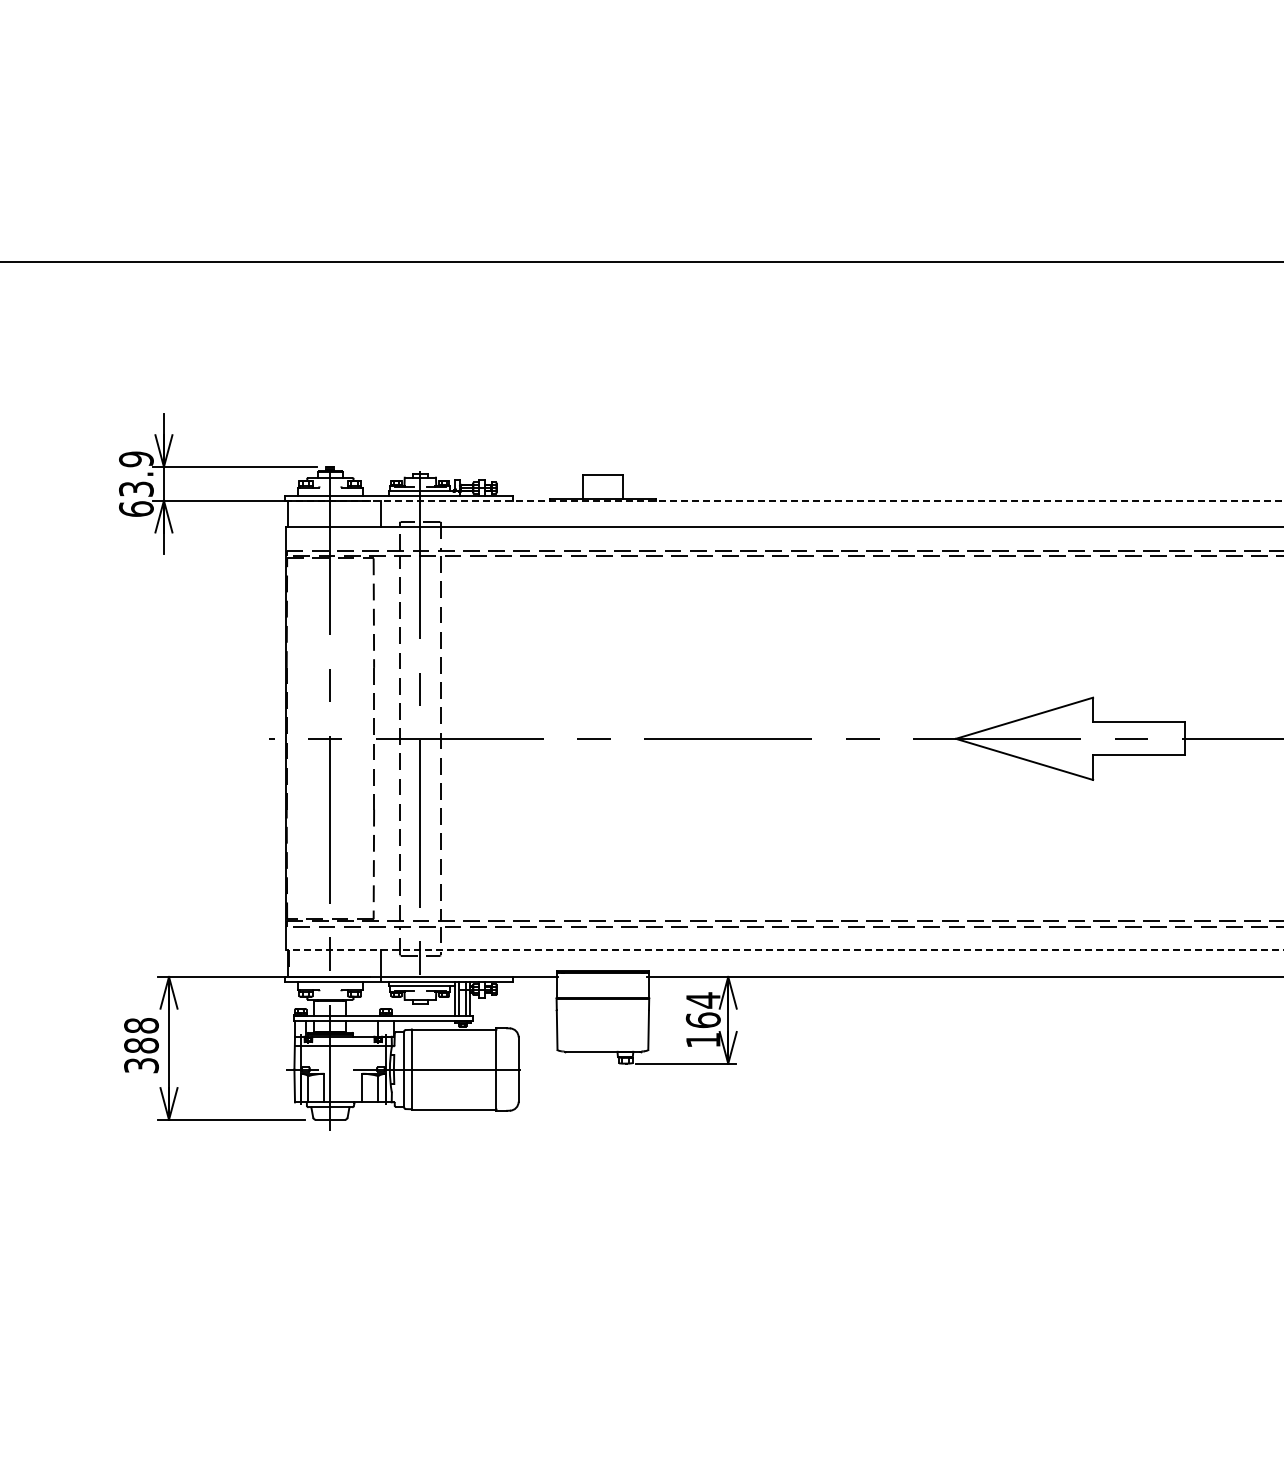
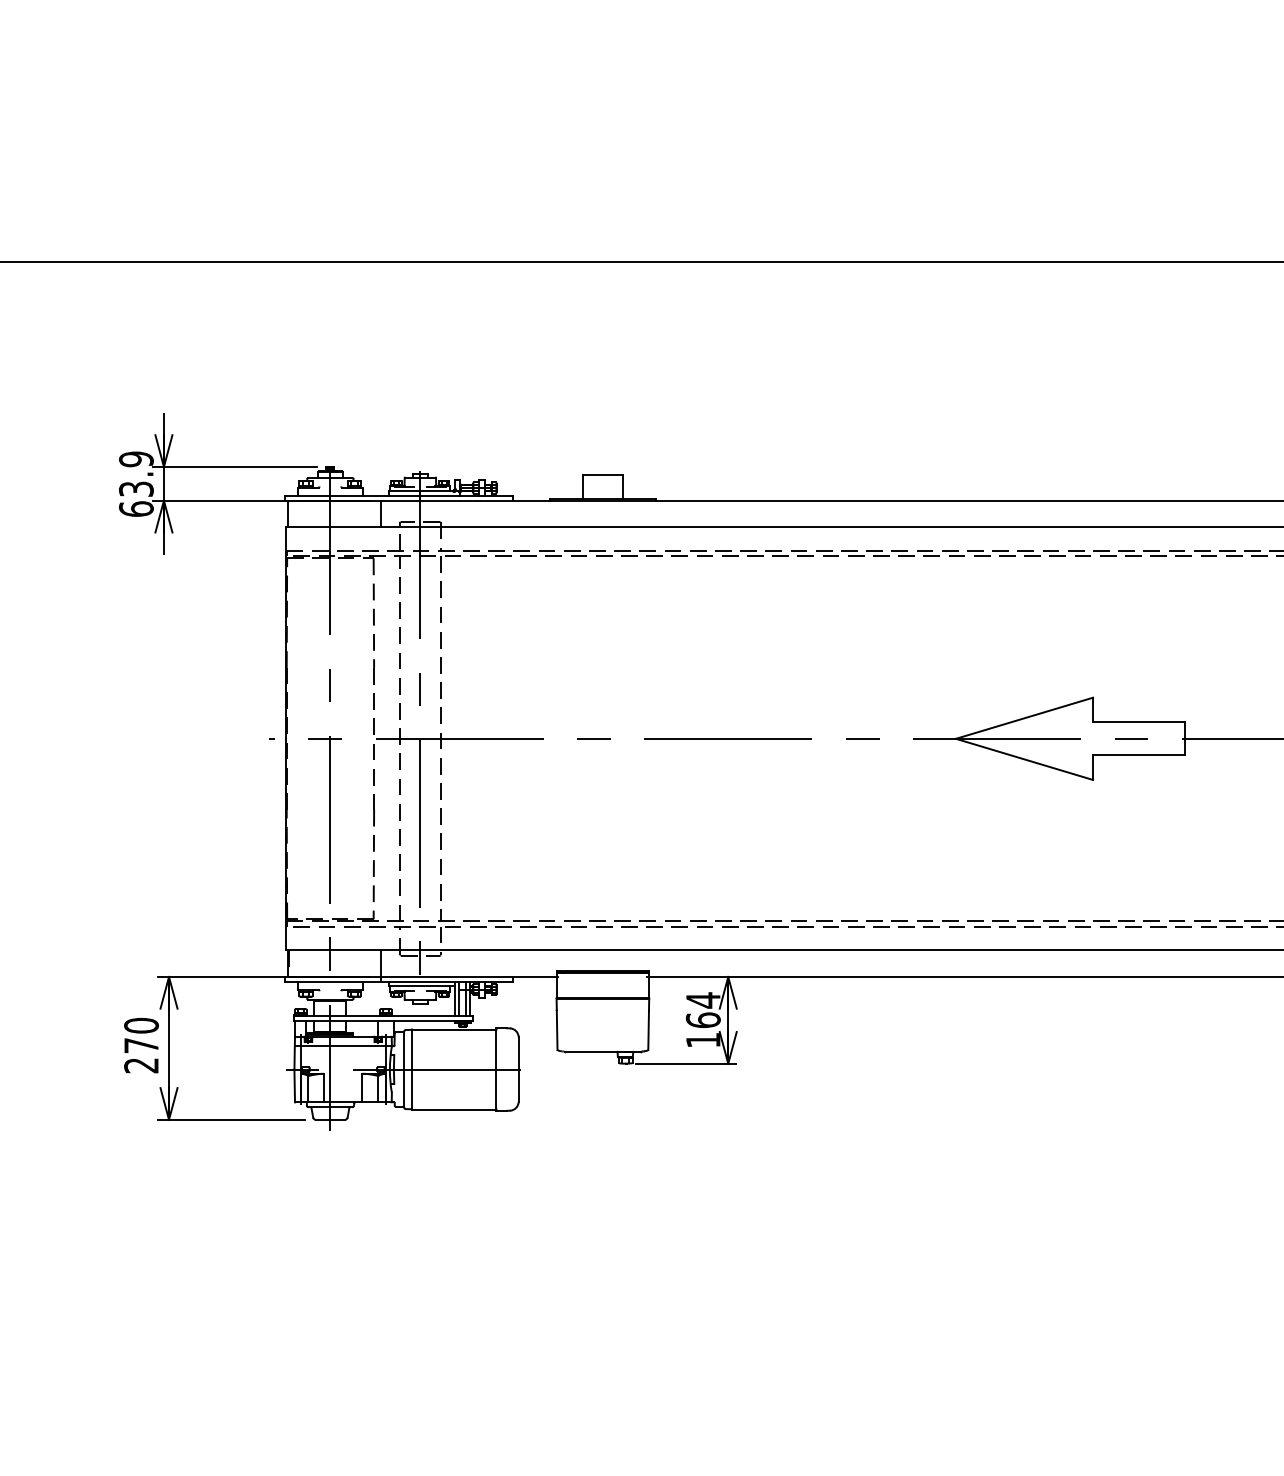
line: dashed -> solid (785, 500)
line: dashed -> solid (784, 950)
text: 388 -> 270 (141, 1045)
